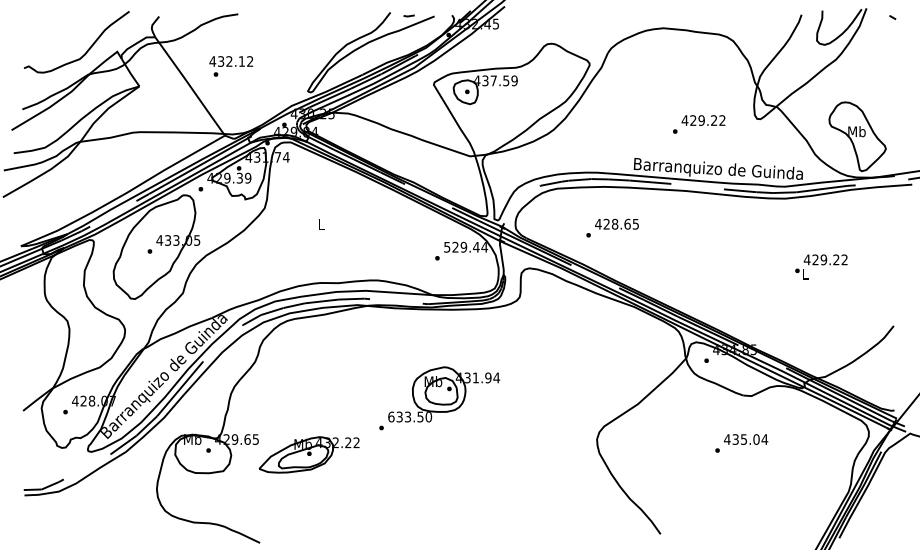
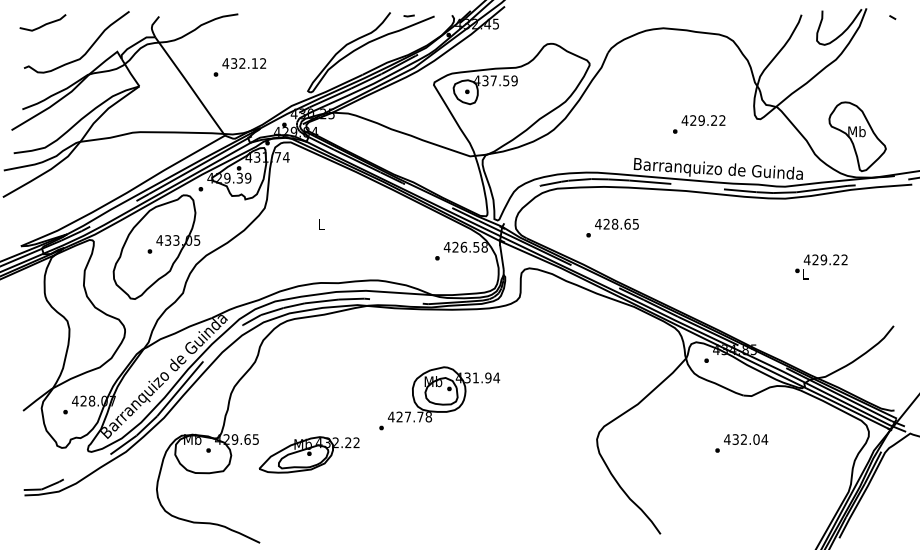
curve: none -> present (43, 24)
text position: (231, 61) -> (244, 63) (244, 63)
text: 529.44 -> 426.58 (465, 246)
text: 633.50 -> 427.78 (409, 416)
text: 435.04 -> 432.04 (743, 439)
